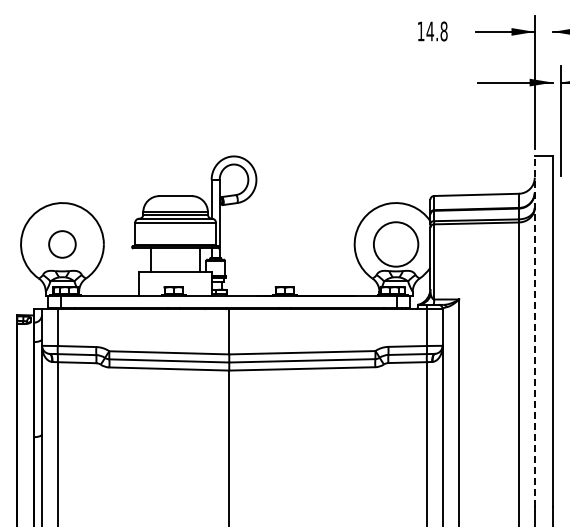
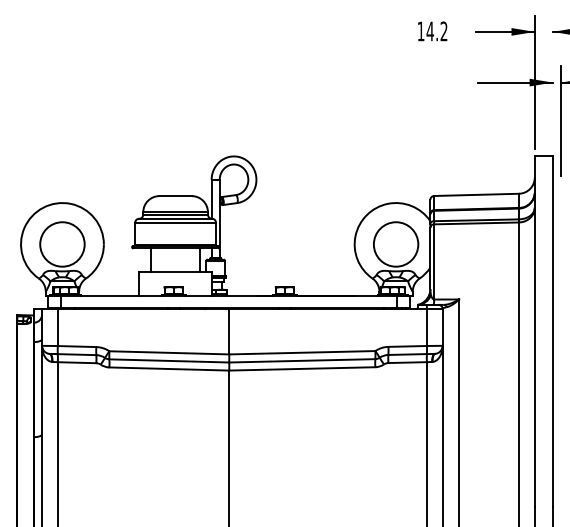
text: 14.8 -> 14.2 (443, 31)
circle diameter: 27 px -> 44 px (62, 244)
line: dashed -> solid (534, 331)
